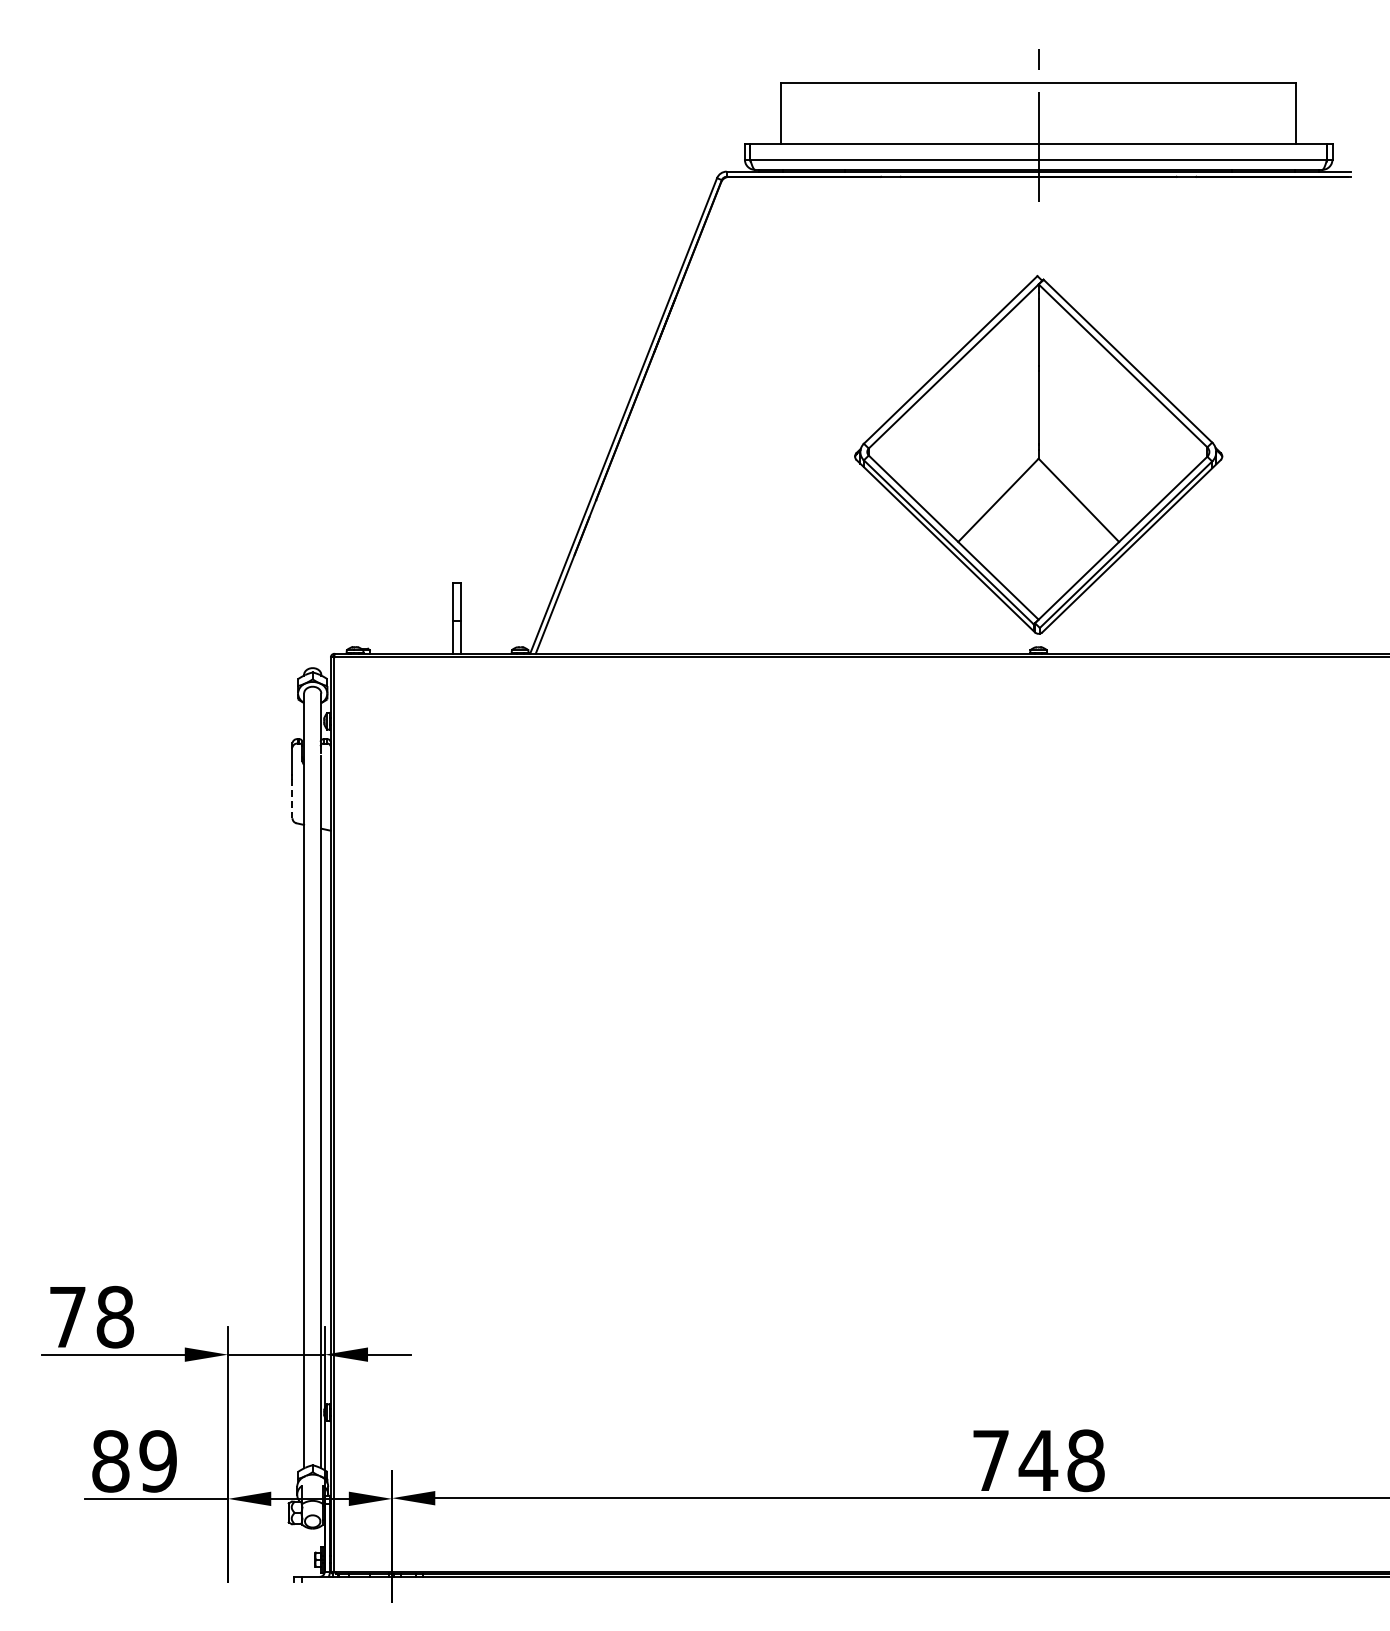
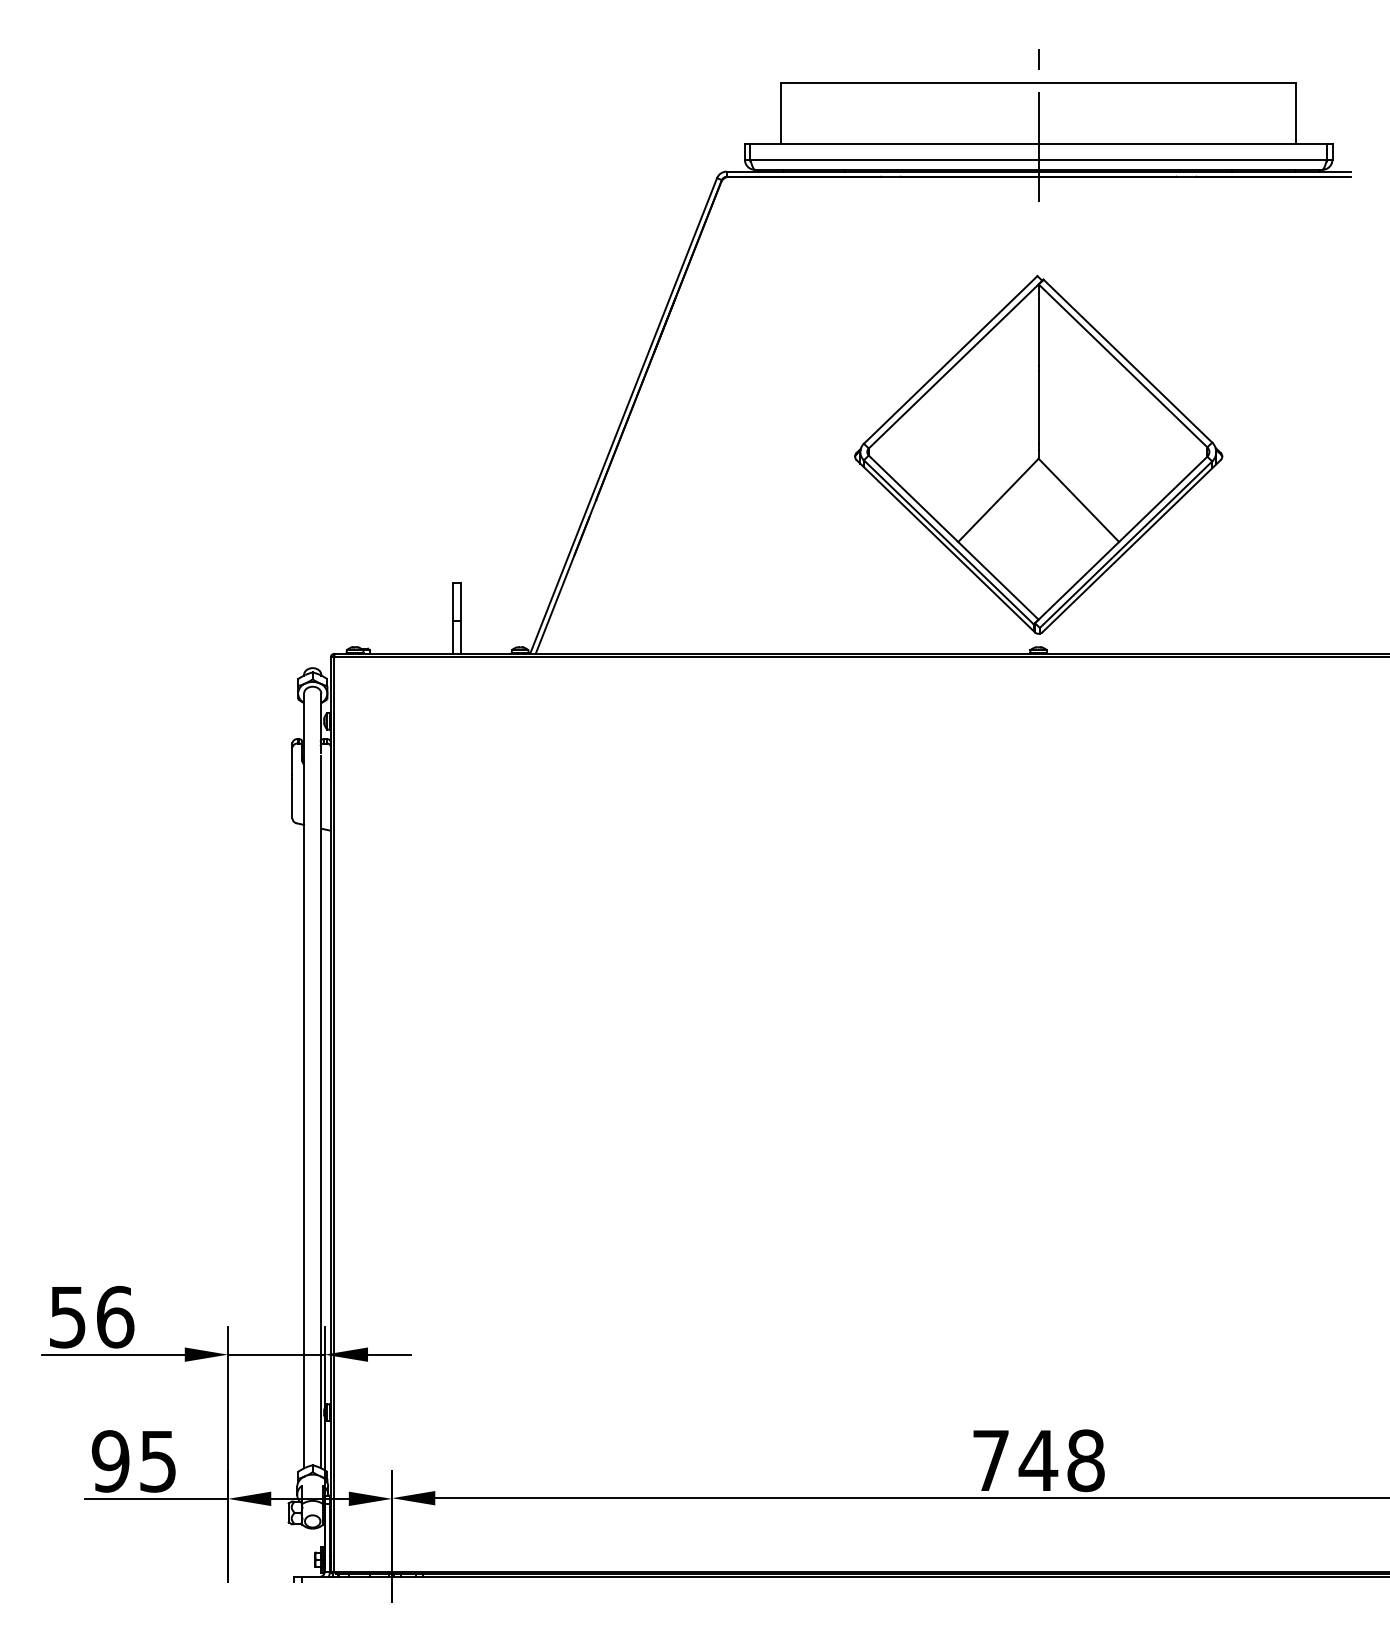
line: dashed -> solid (292, 798)
text: 78 -> 56 (92, 1316)
text: 89 -> 95 (133, 1461)
